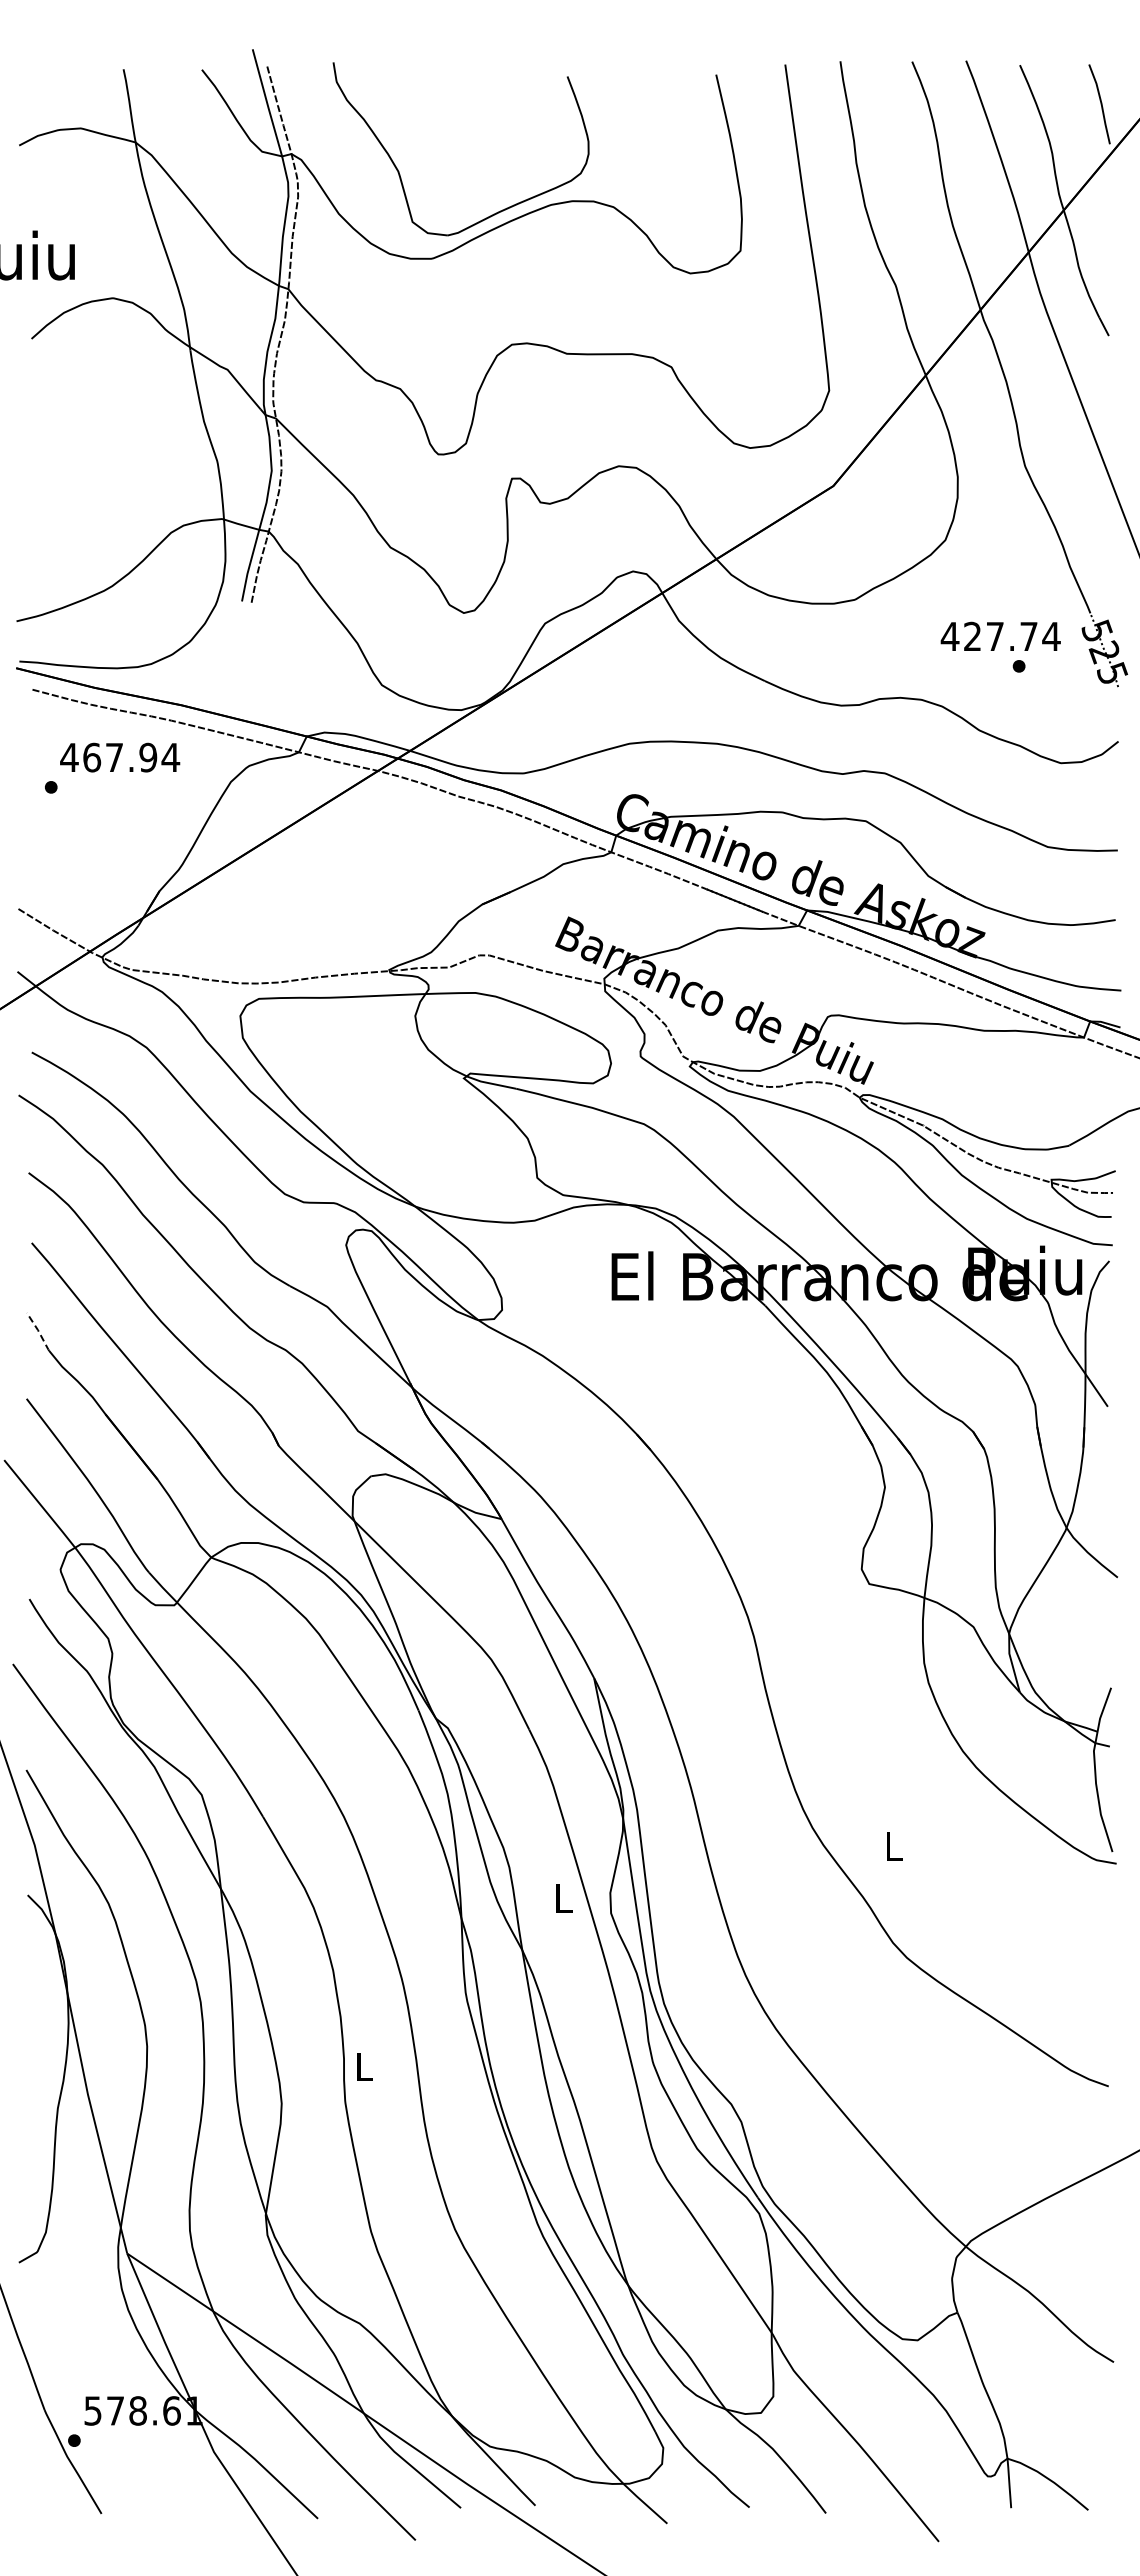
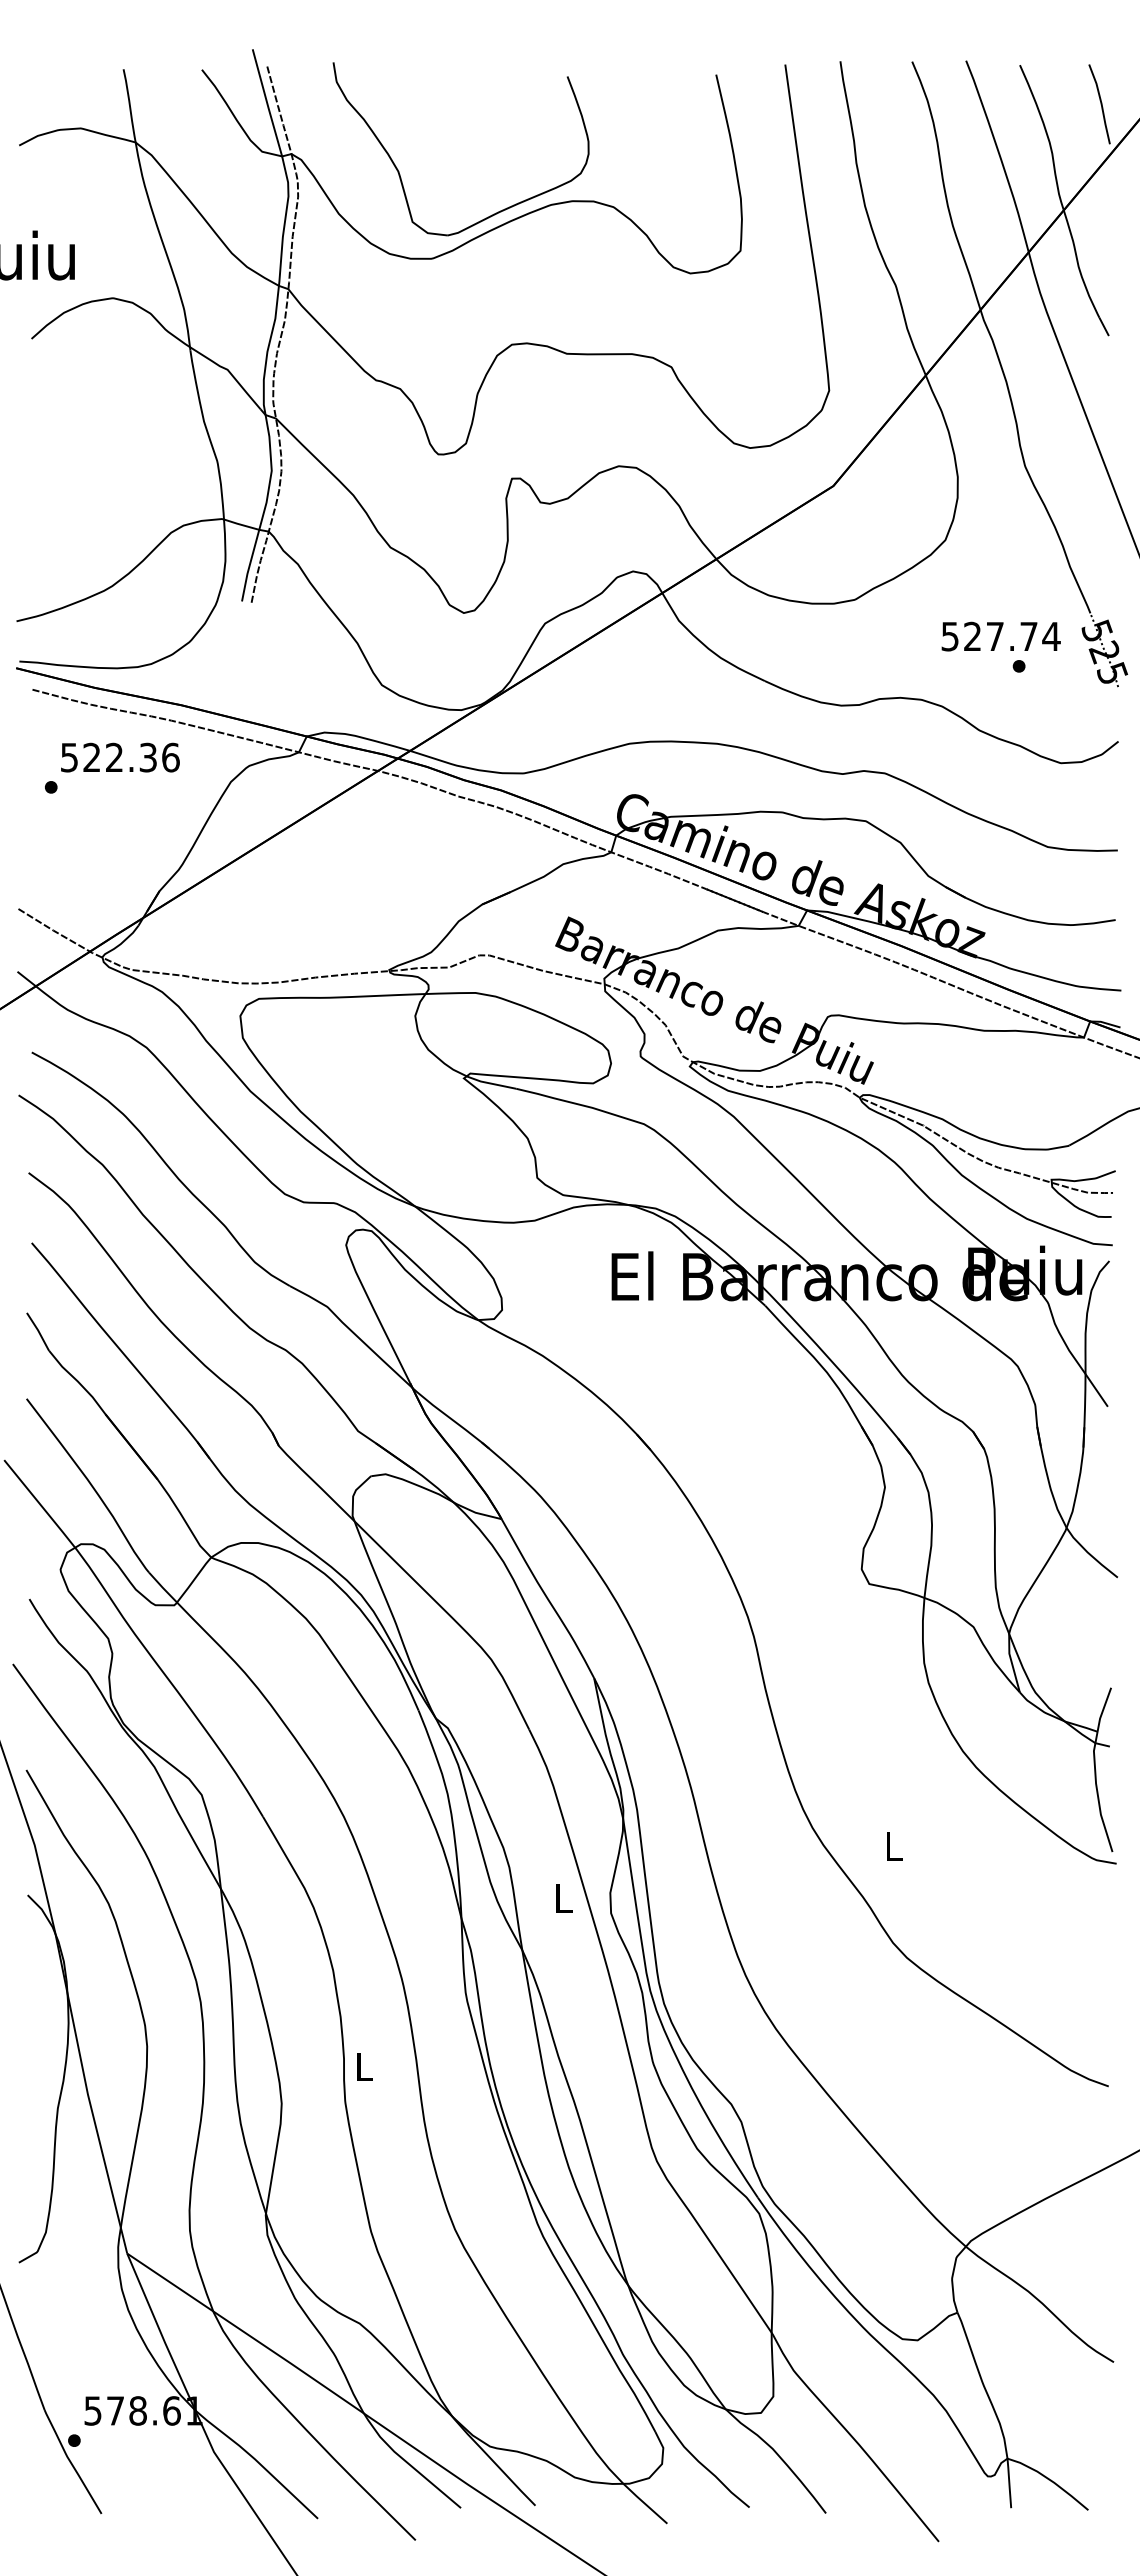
text: 427.74 -> 527.74 (949, 636)
text: 467.94 -> 522.36 (120, 757)
line: dashed -> solid (38, 1331)
